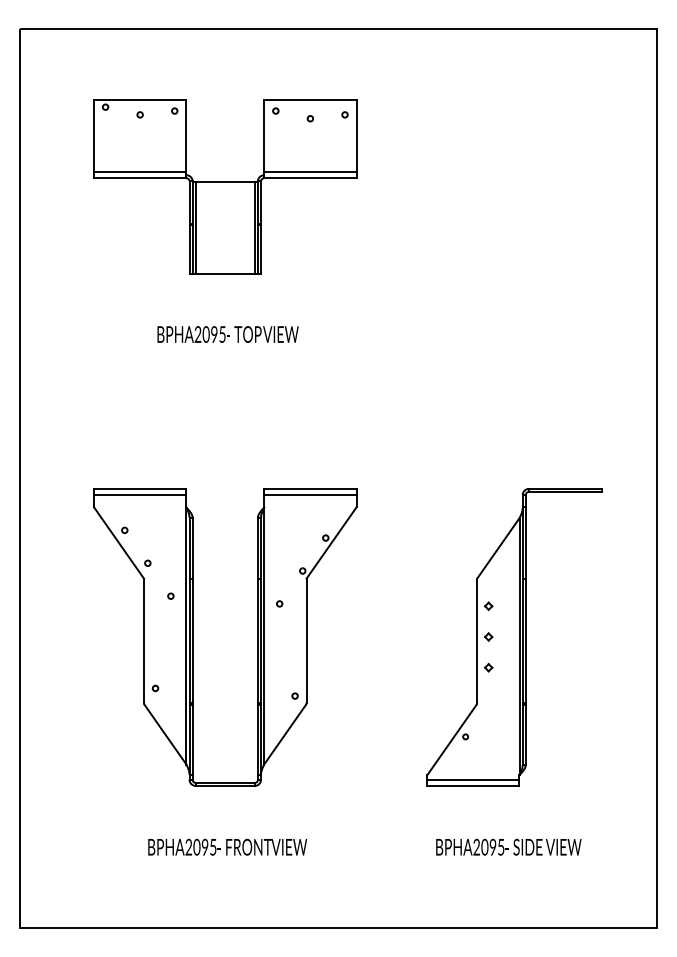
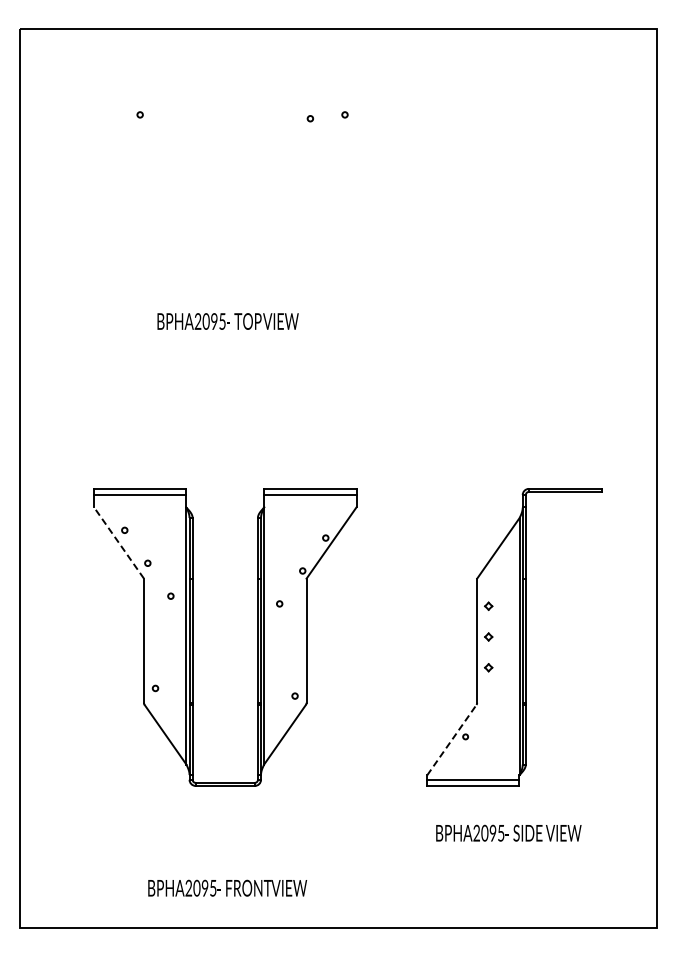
part: present -> none (225, 186)
text position: (227, 334) -> (227, 321) (227, 321)
line: solid -> dashed (119, 543)
line: solid -> dashed (451, 740)
text position: (227, 846) -> (227, 887) (227, 887)
text position: (508, 846) -> (508, 832) (508, 832)
